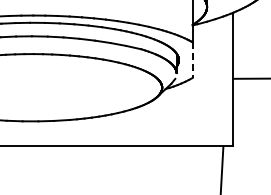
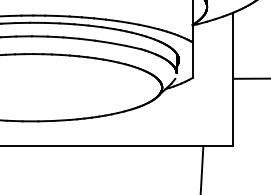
line: dashed -> solid (192, 60)
line position: (221, 169) -> (201, 168) (201, 168)
